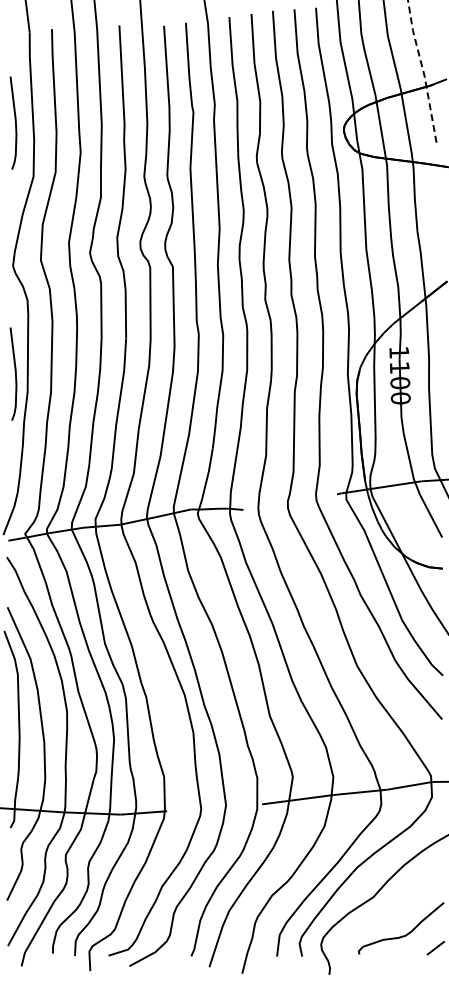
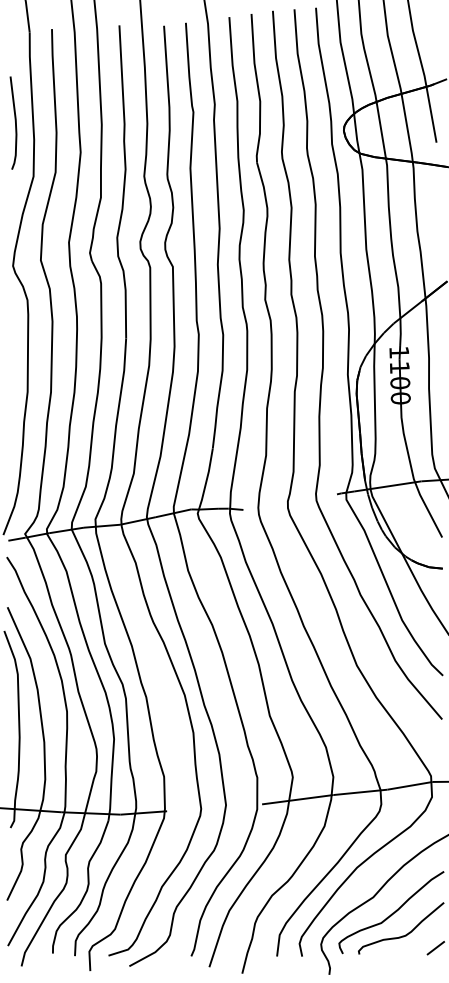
line: dashed -> solid (423, 71)
curve: present -> none (15, 373)
curve: none -> present (392, 912)
